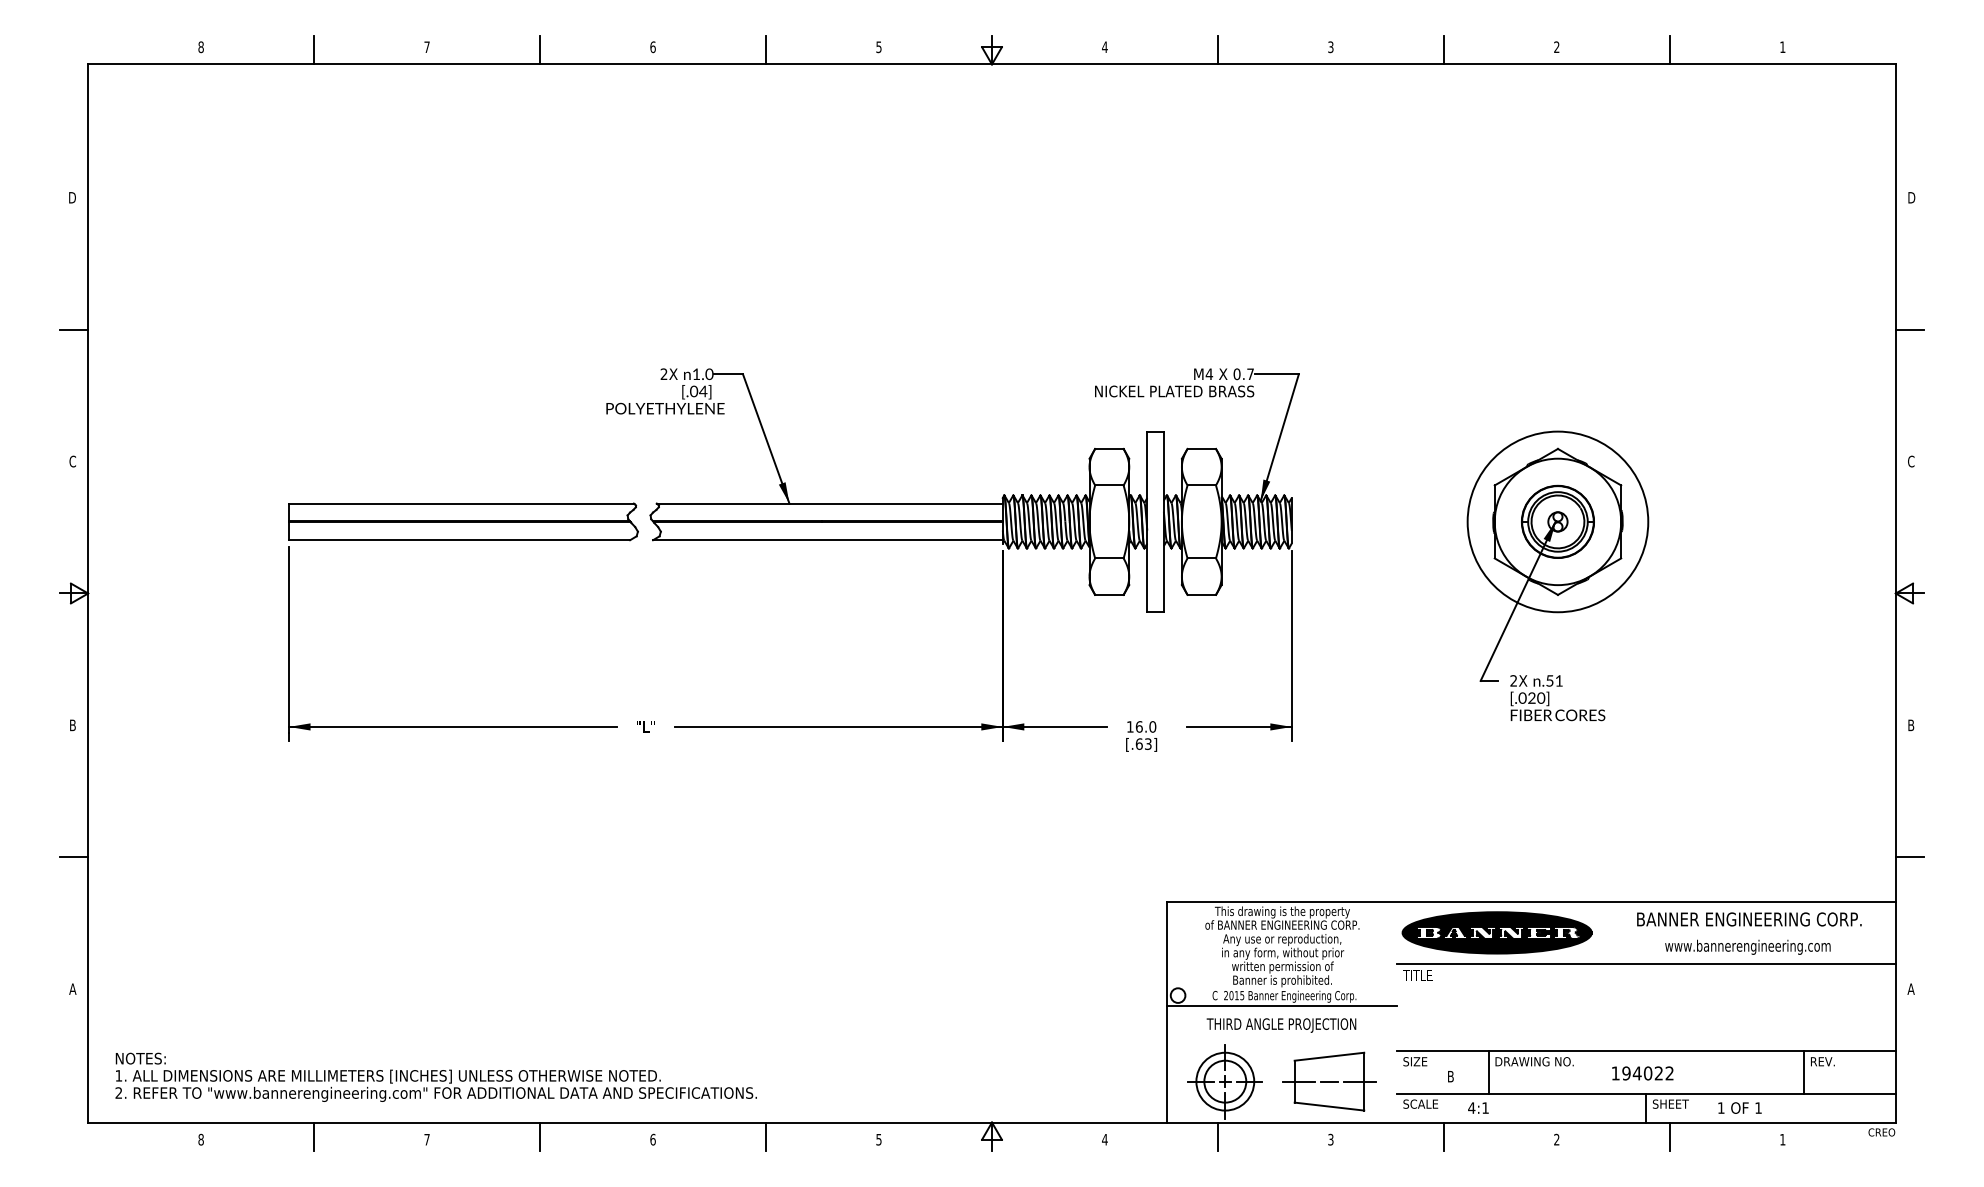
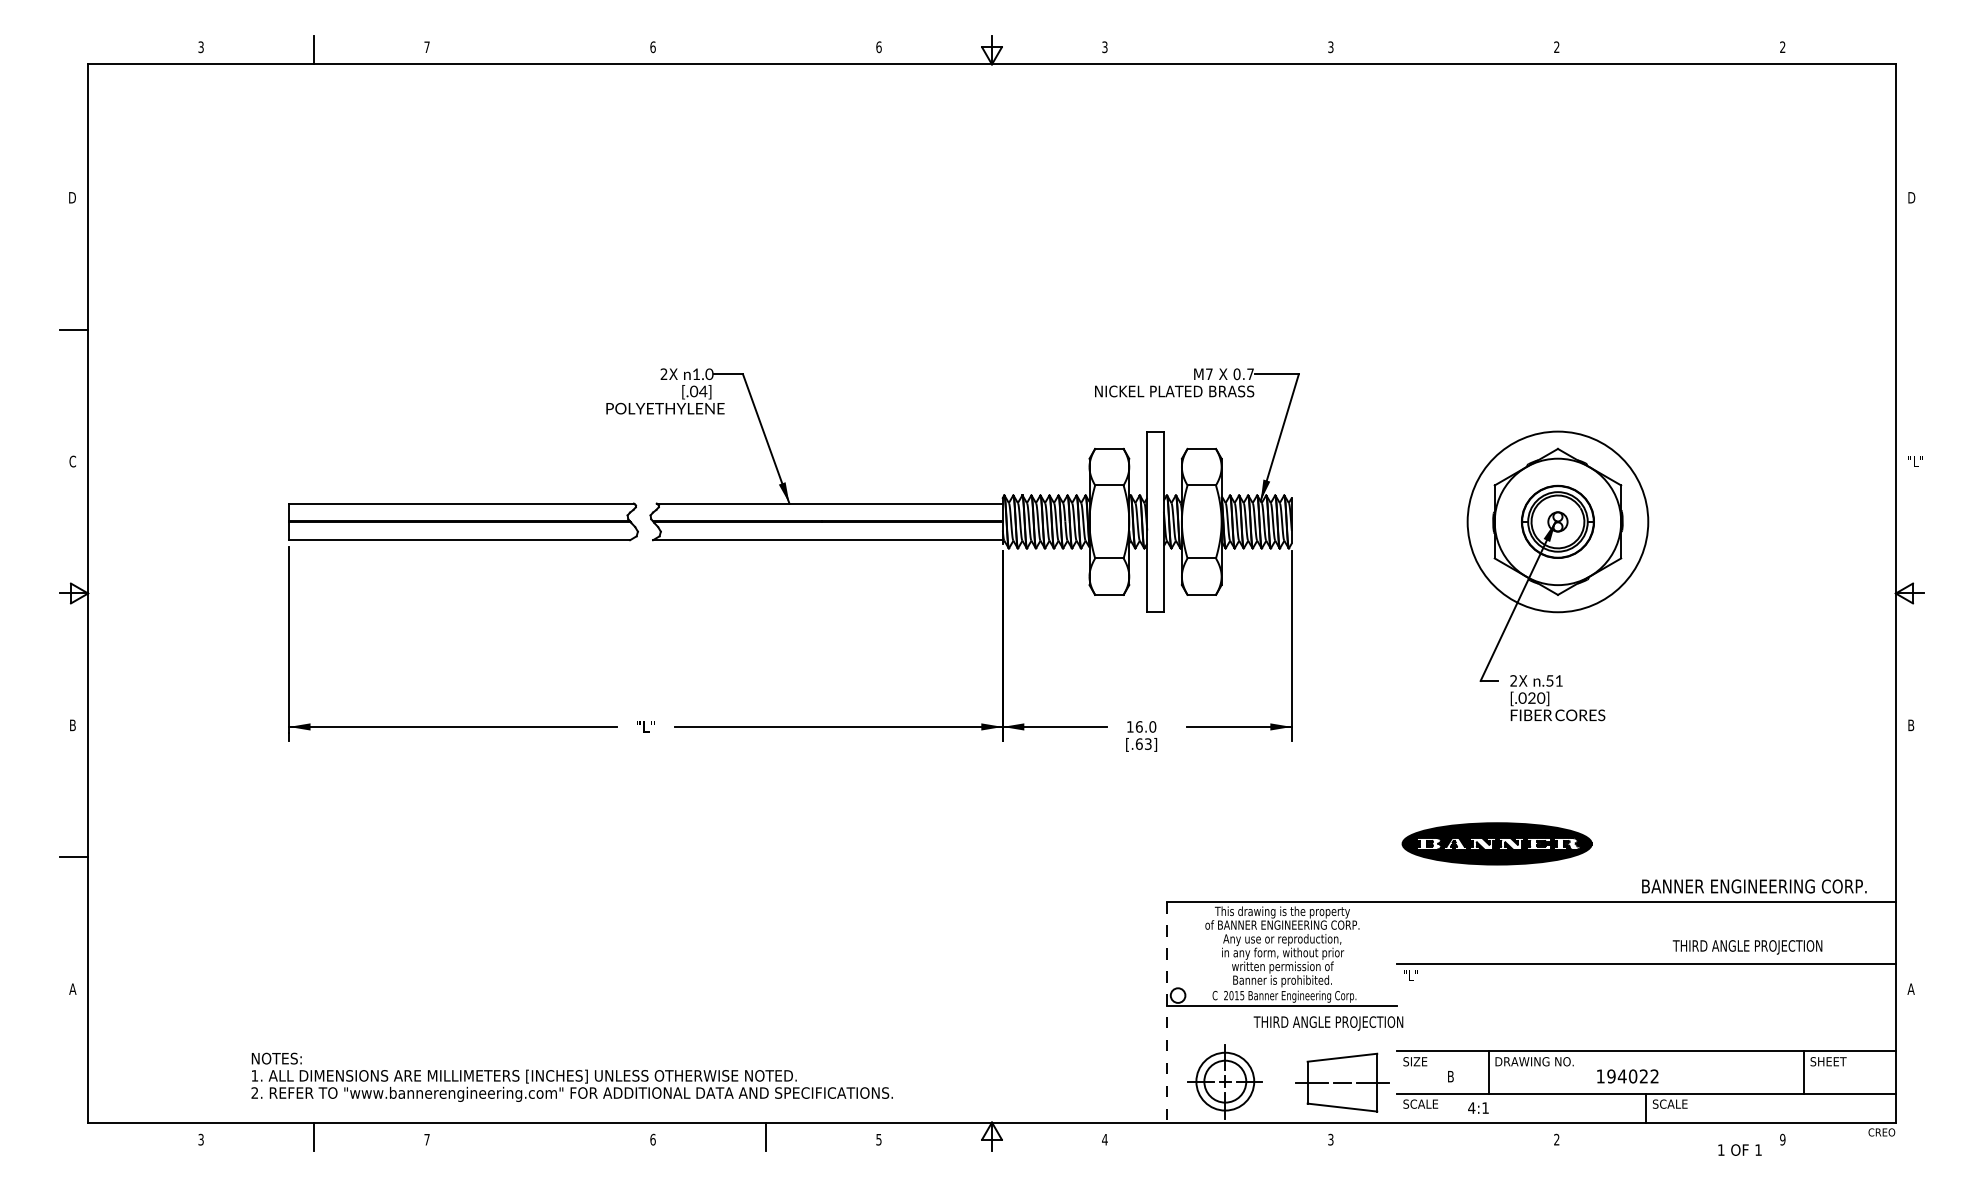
text: 8 -> 3 (200, 46)
text: 1 -> 2 (1782, 46)
text: 5 -> 6 (878, 47)
text: 4 -> 3 (1104, 47)
line: present -> none (540, 49)
line: present -> none (766, 49)
line: present -> none (1217, 49)
line: present -> none (1443, 49)
line: present -> none (1669, 49)
line: present -> none (1909, 329)
text: M4 -> M7 (1209, 373)
text: C -> "L" (1915, 461)
line: present -> none (1909, 857)
text position: (1749, 919) -> (1754, 886) (1754, 886)
part position: (1496, 932) -> (1496, 843) (1496, 843)
text: www.bannerengineering.com -> THIRD ANGLE PROJECTION (1747, 946)
text: TITLE -> "L" (1417, 975)
line: solid -> dashed (1167, 1012)
text position: (1281, 1025) -> (1328, 1023) (1328, 1023)
text: REV. -> SHEET (1828, 1061)
text position: (1642, 1073) -> (1627, 1076) (1627, 1076)
text position: (435, 1076) -> (571, 1076) (571, 1076)
part position: (1329, 1081) -> (1342, 1082) (1342, 1082)
text: SHEET -> SCALE (1674, 1103)
text position: (1739, 1107) -> (1739, 1149) (1739, 1149)
line: present -> none (540, 1136)
line: present -> none (1217, 1136)
line: present -> none (1443, 1136)
line: present -> none (1669, 1136)
text: 8 -> 3 (200, 1139)
text: 1 -> 9 (1782, 1139)
